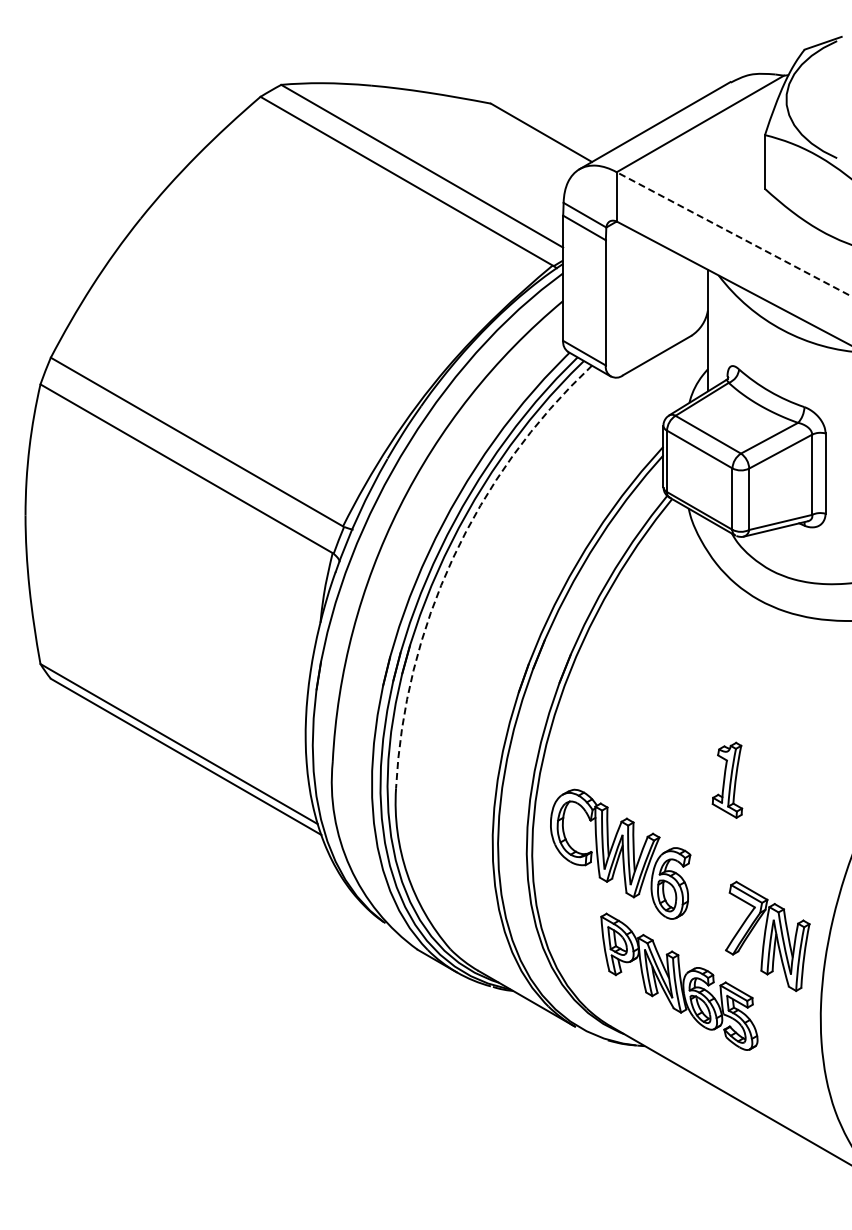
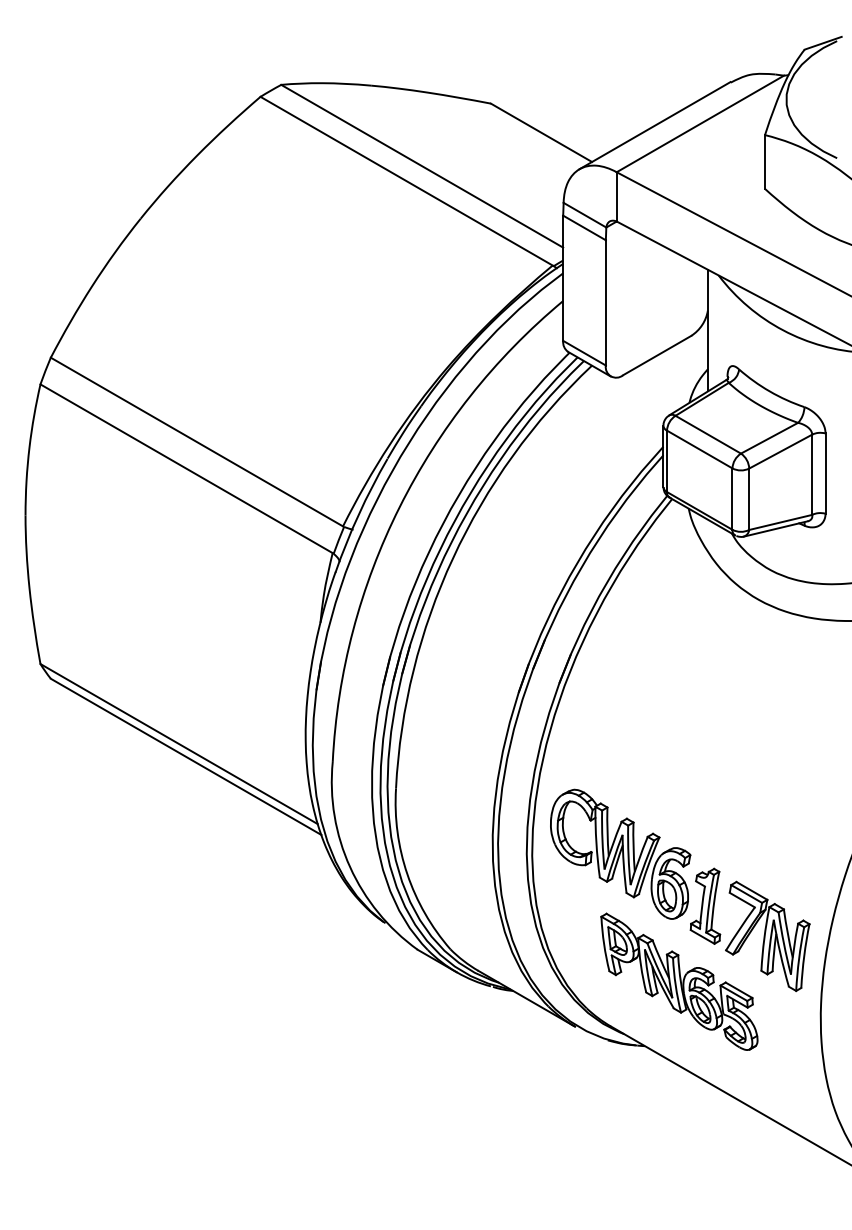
line: dashed -> solid (734, 234)
arc: dashed -> solid (453, 558)
part position: (727, 779) -> (705, 905) (705, 905)
